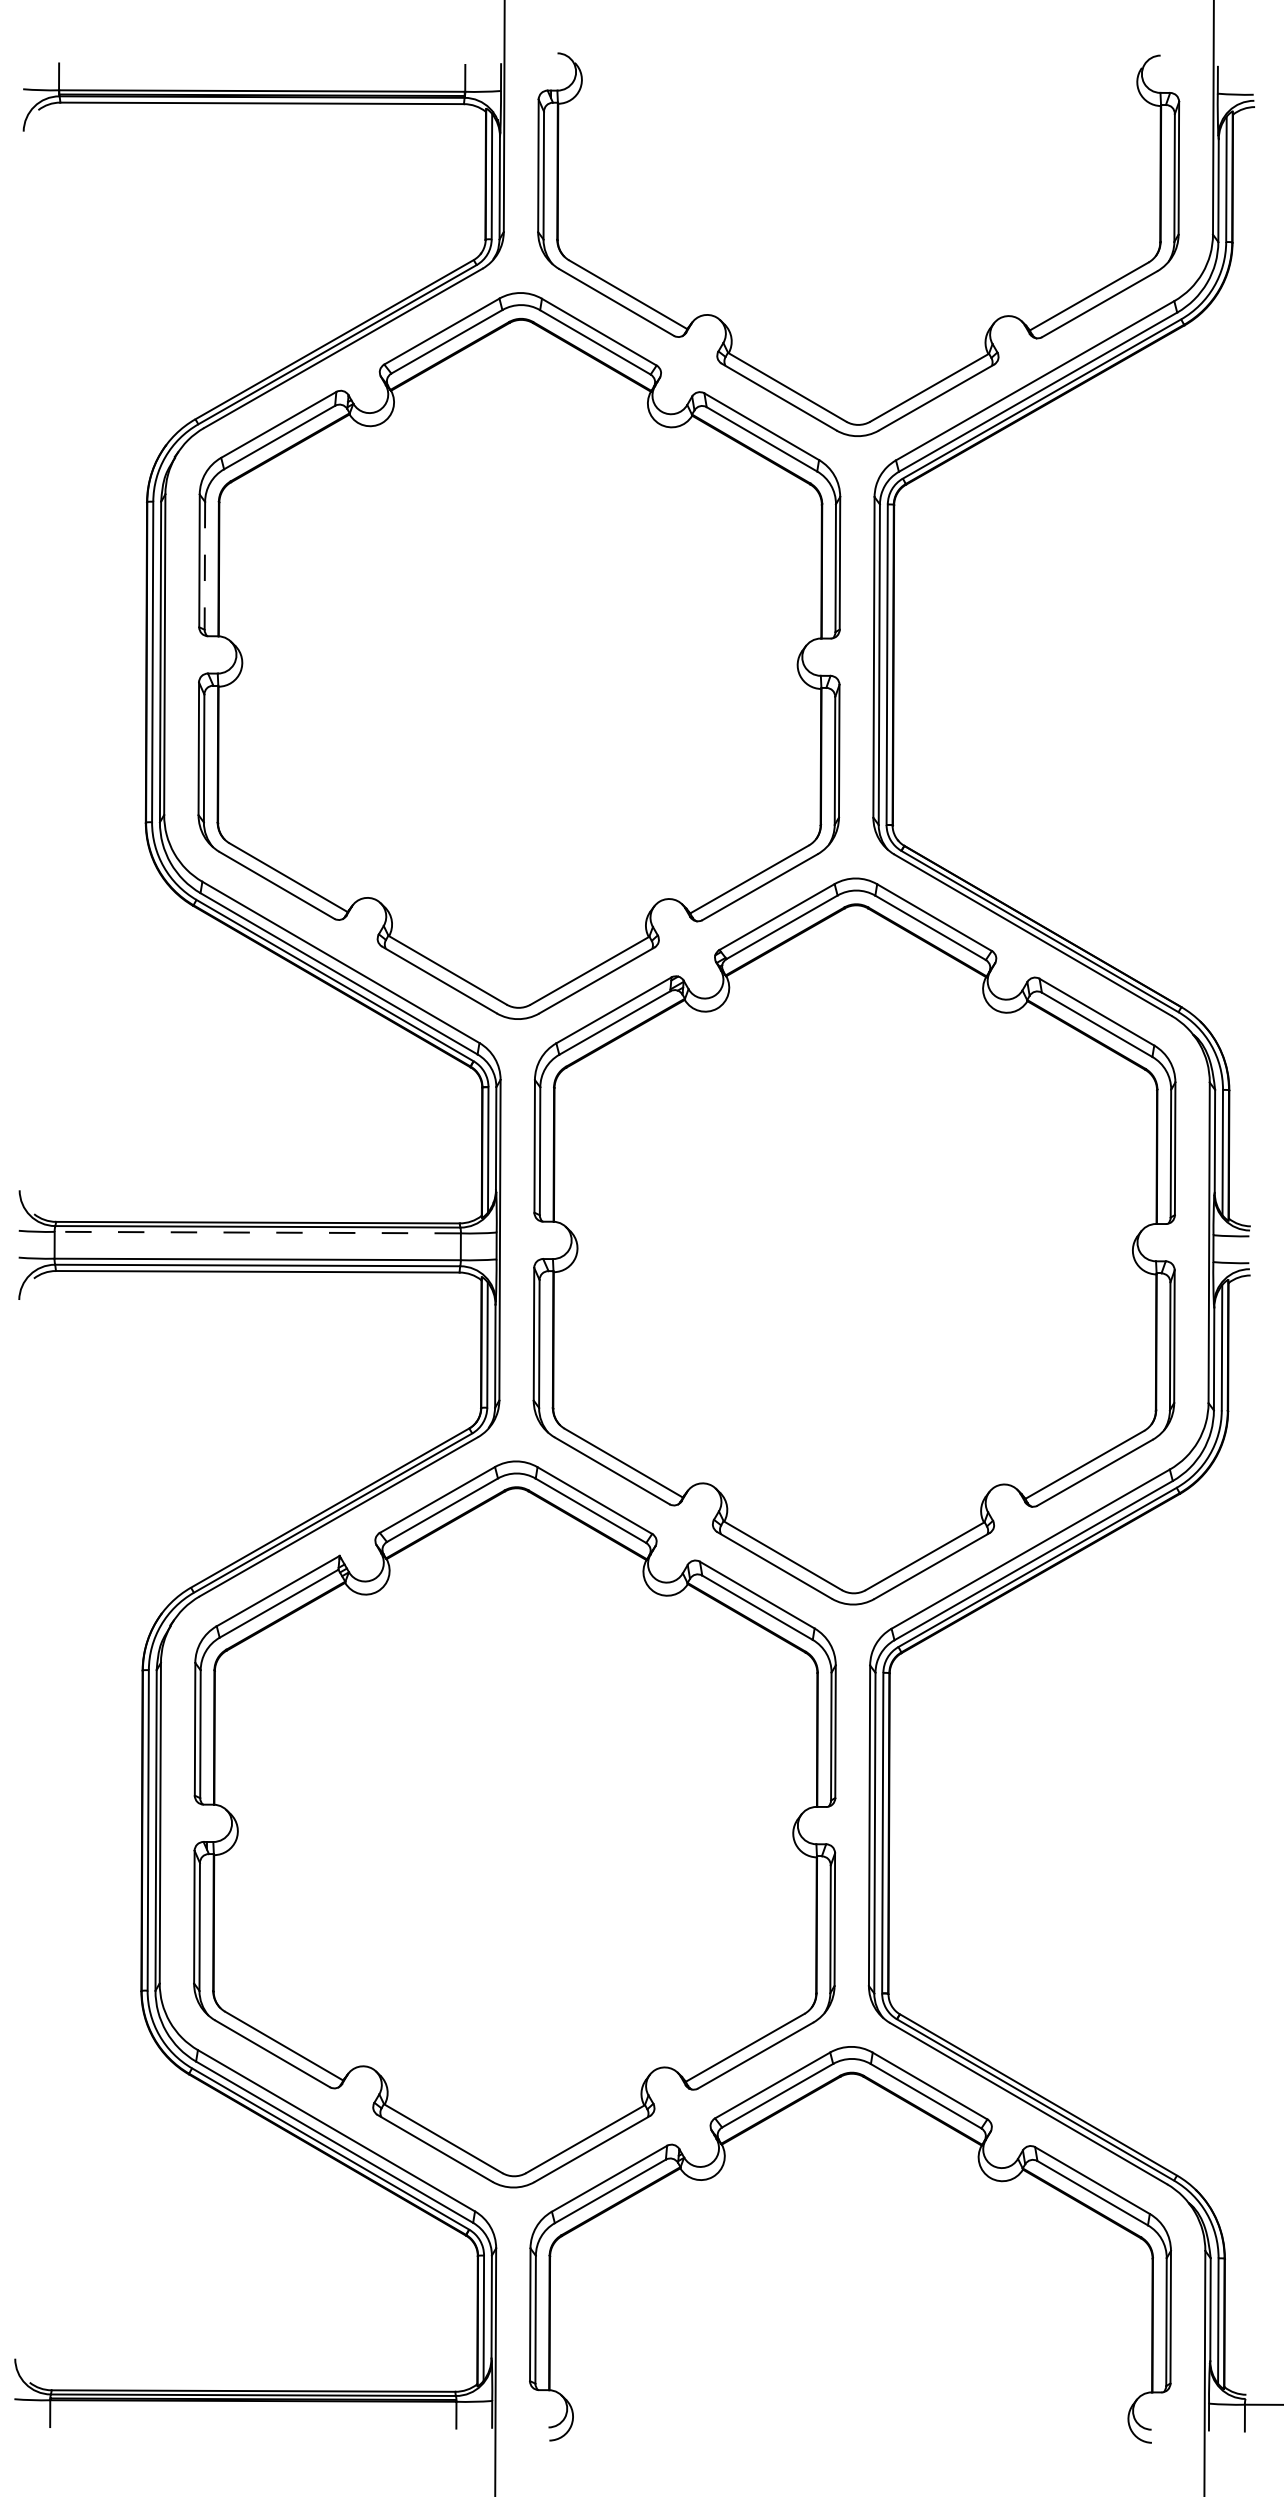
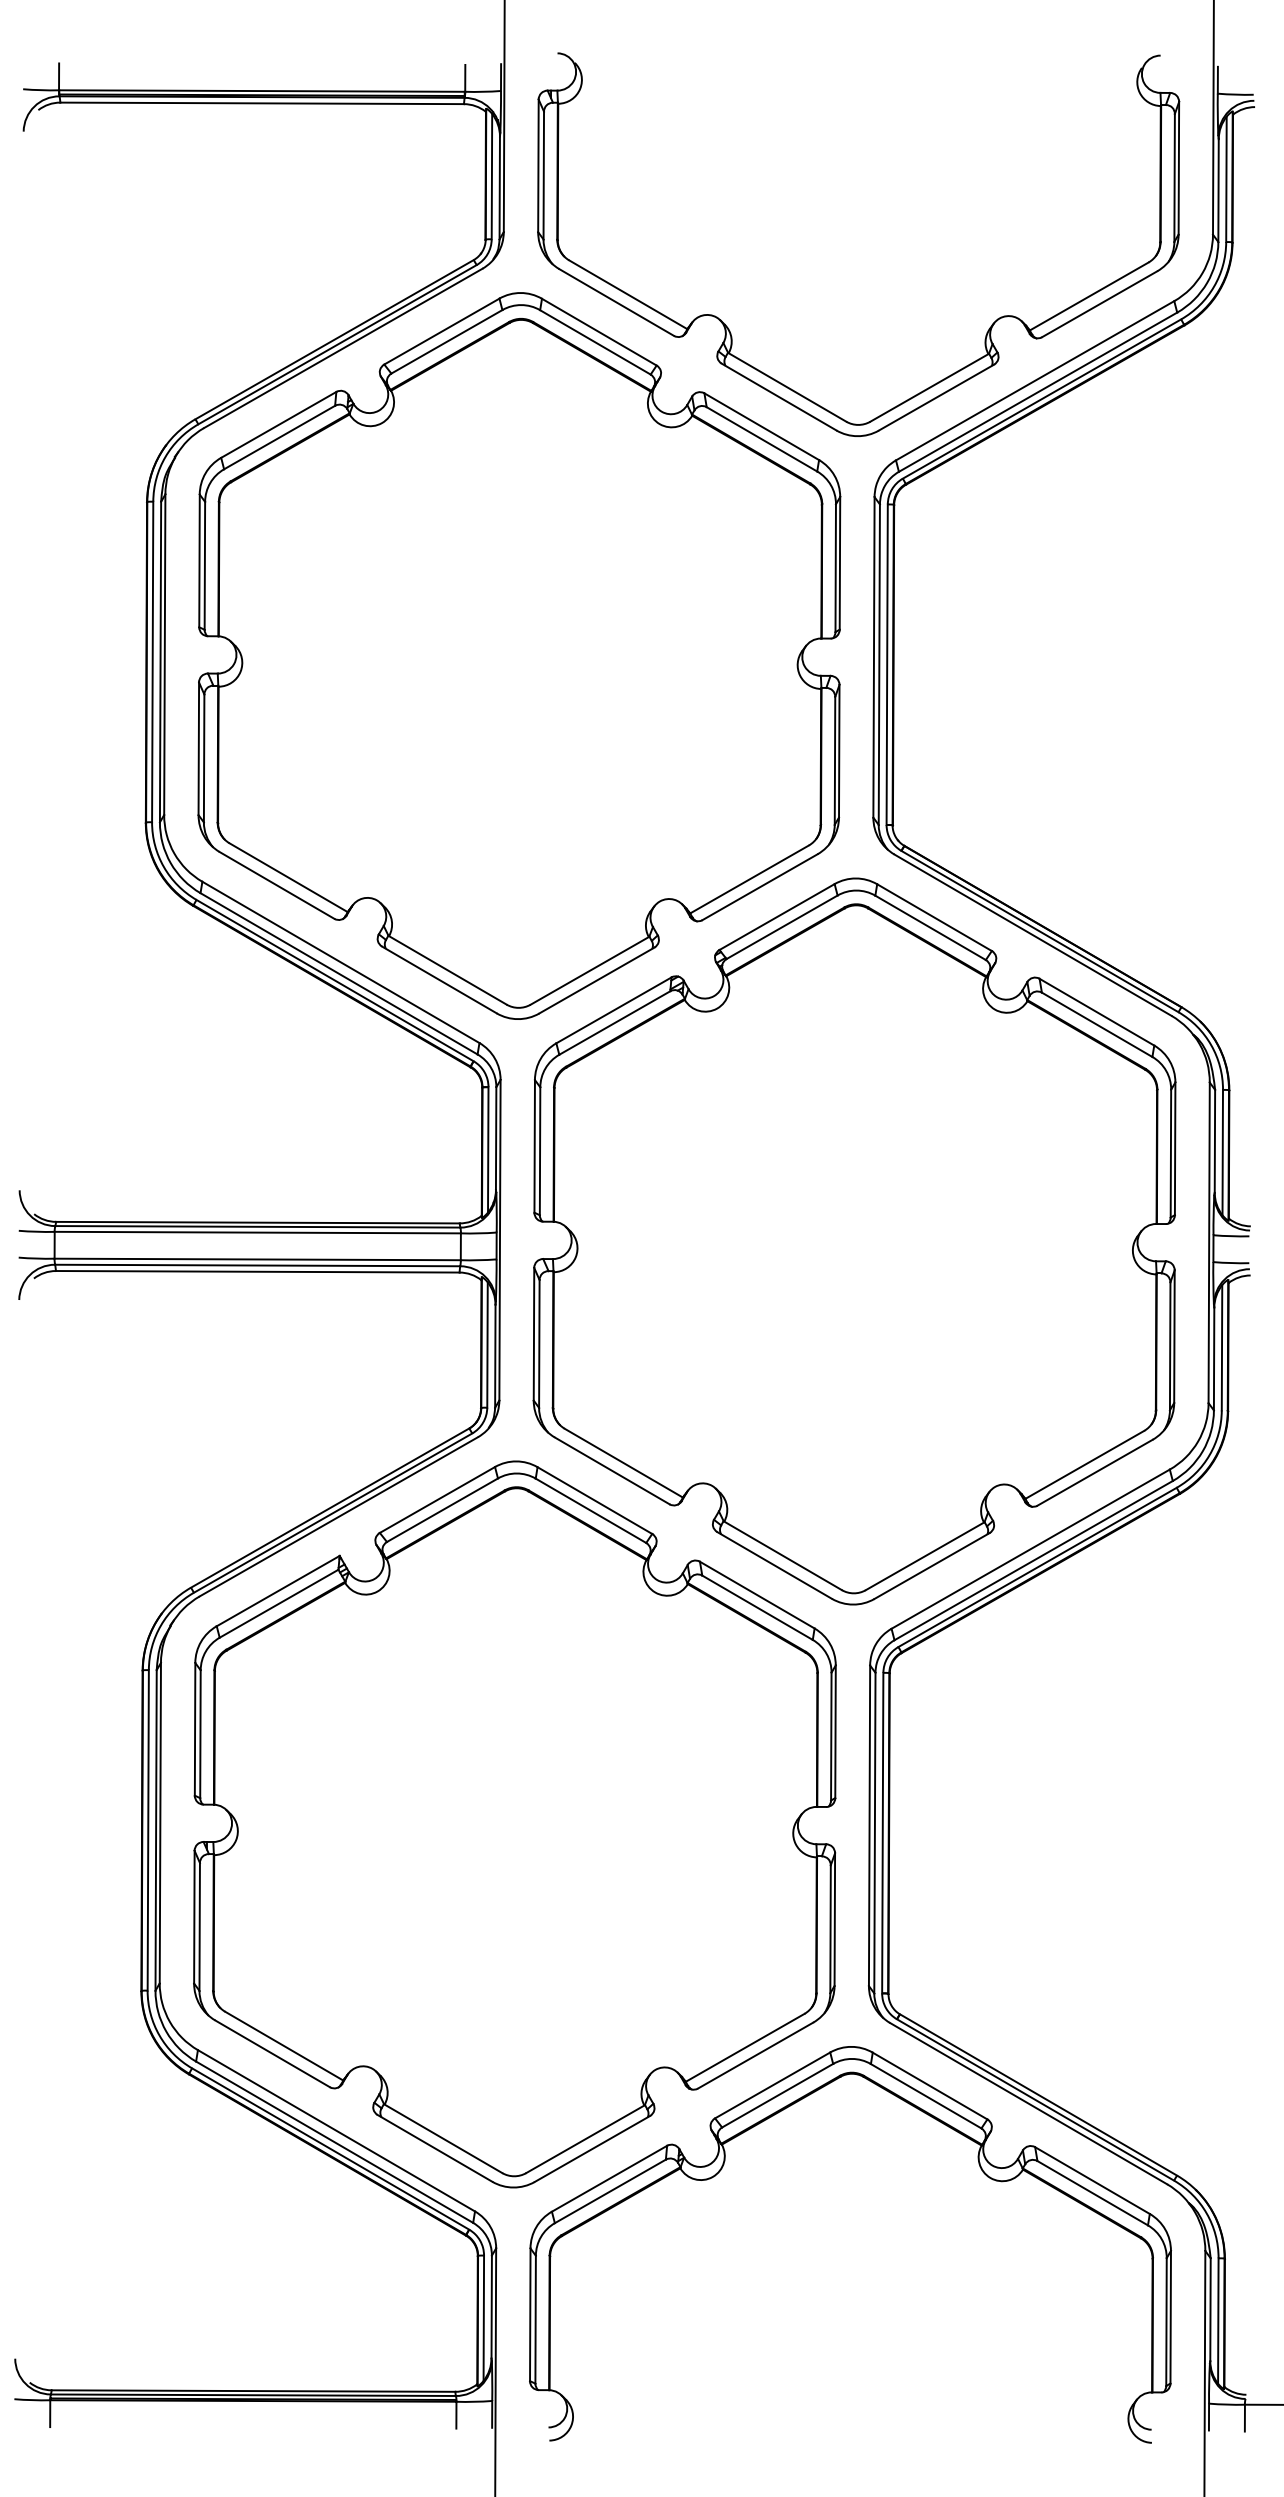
line: dashed -> solid (204, 565)
line: dashed -> solid (257, 1232)
